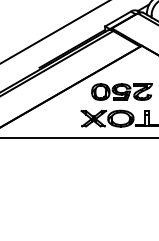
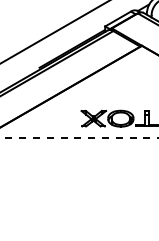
part: present -> none (121, 91)
line: solid -> dashed (79, 138)
